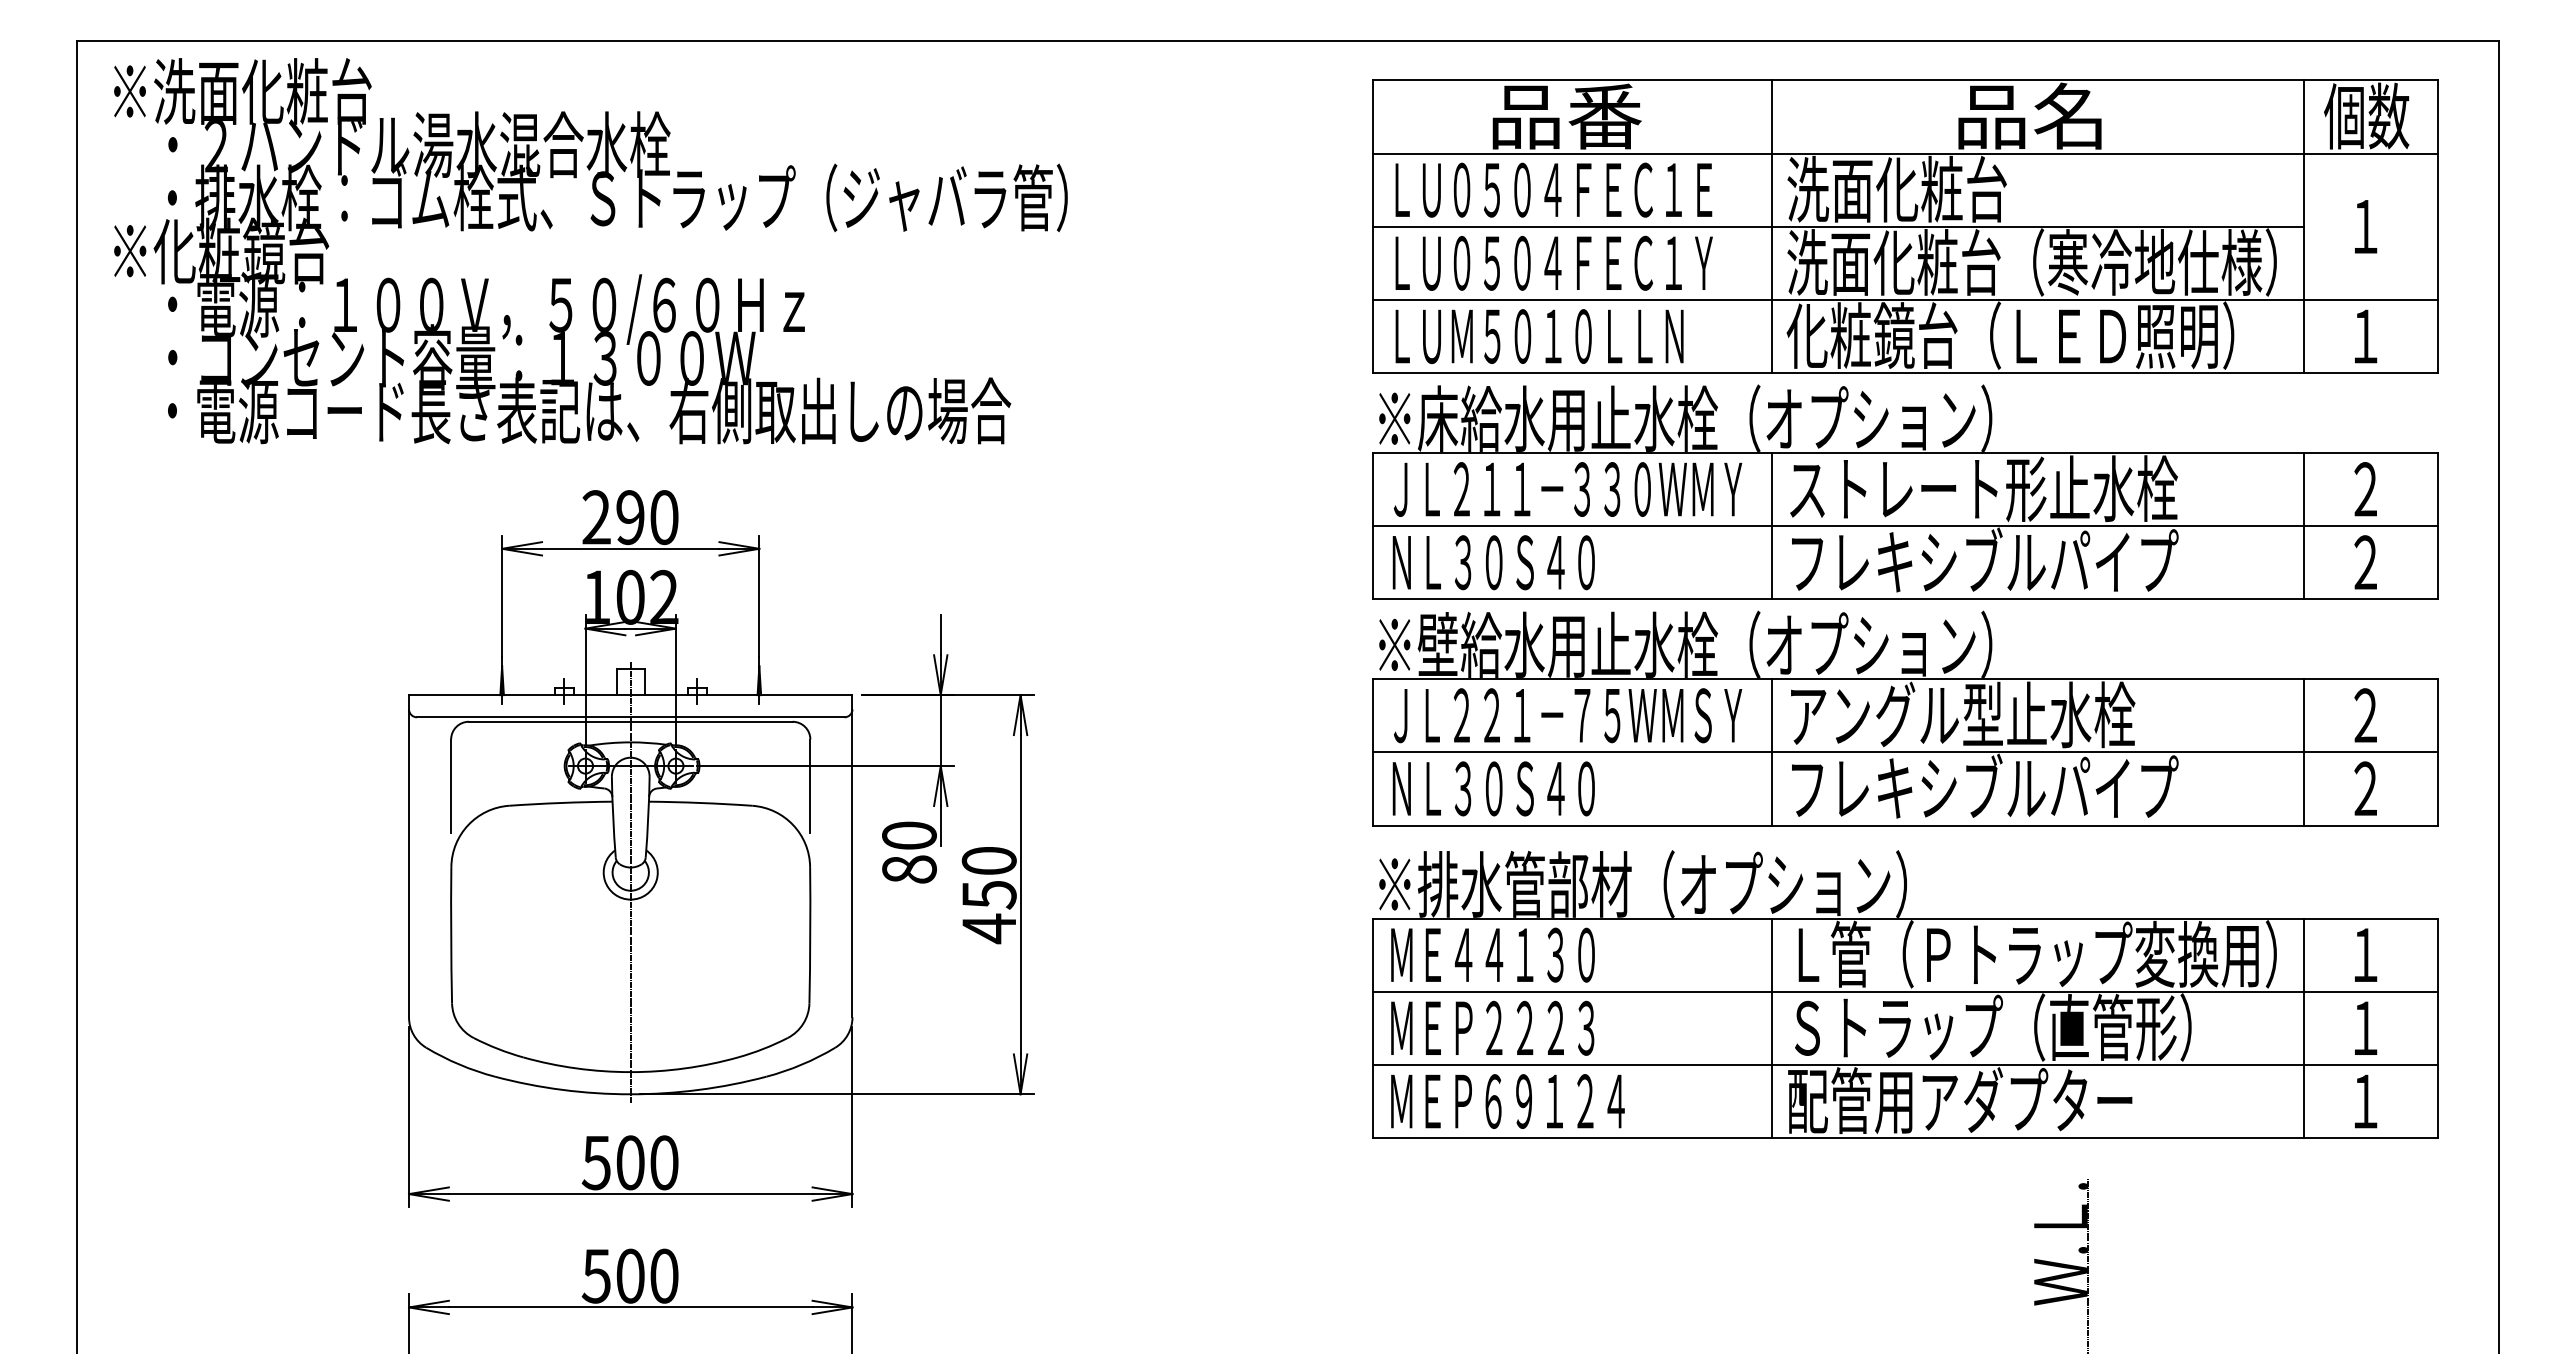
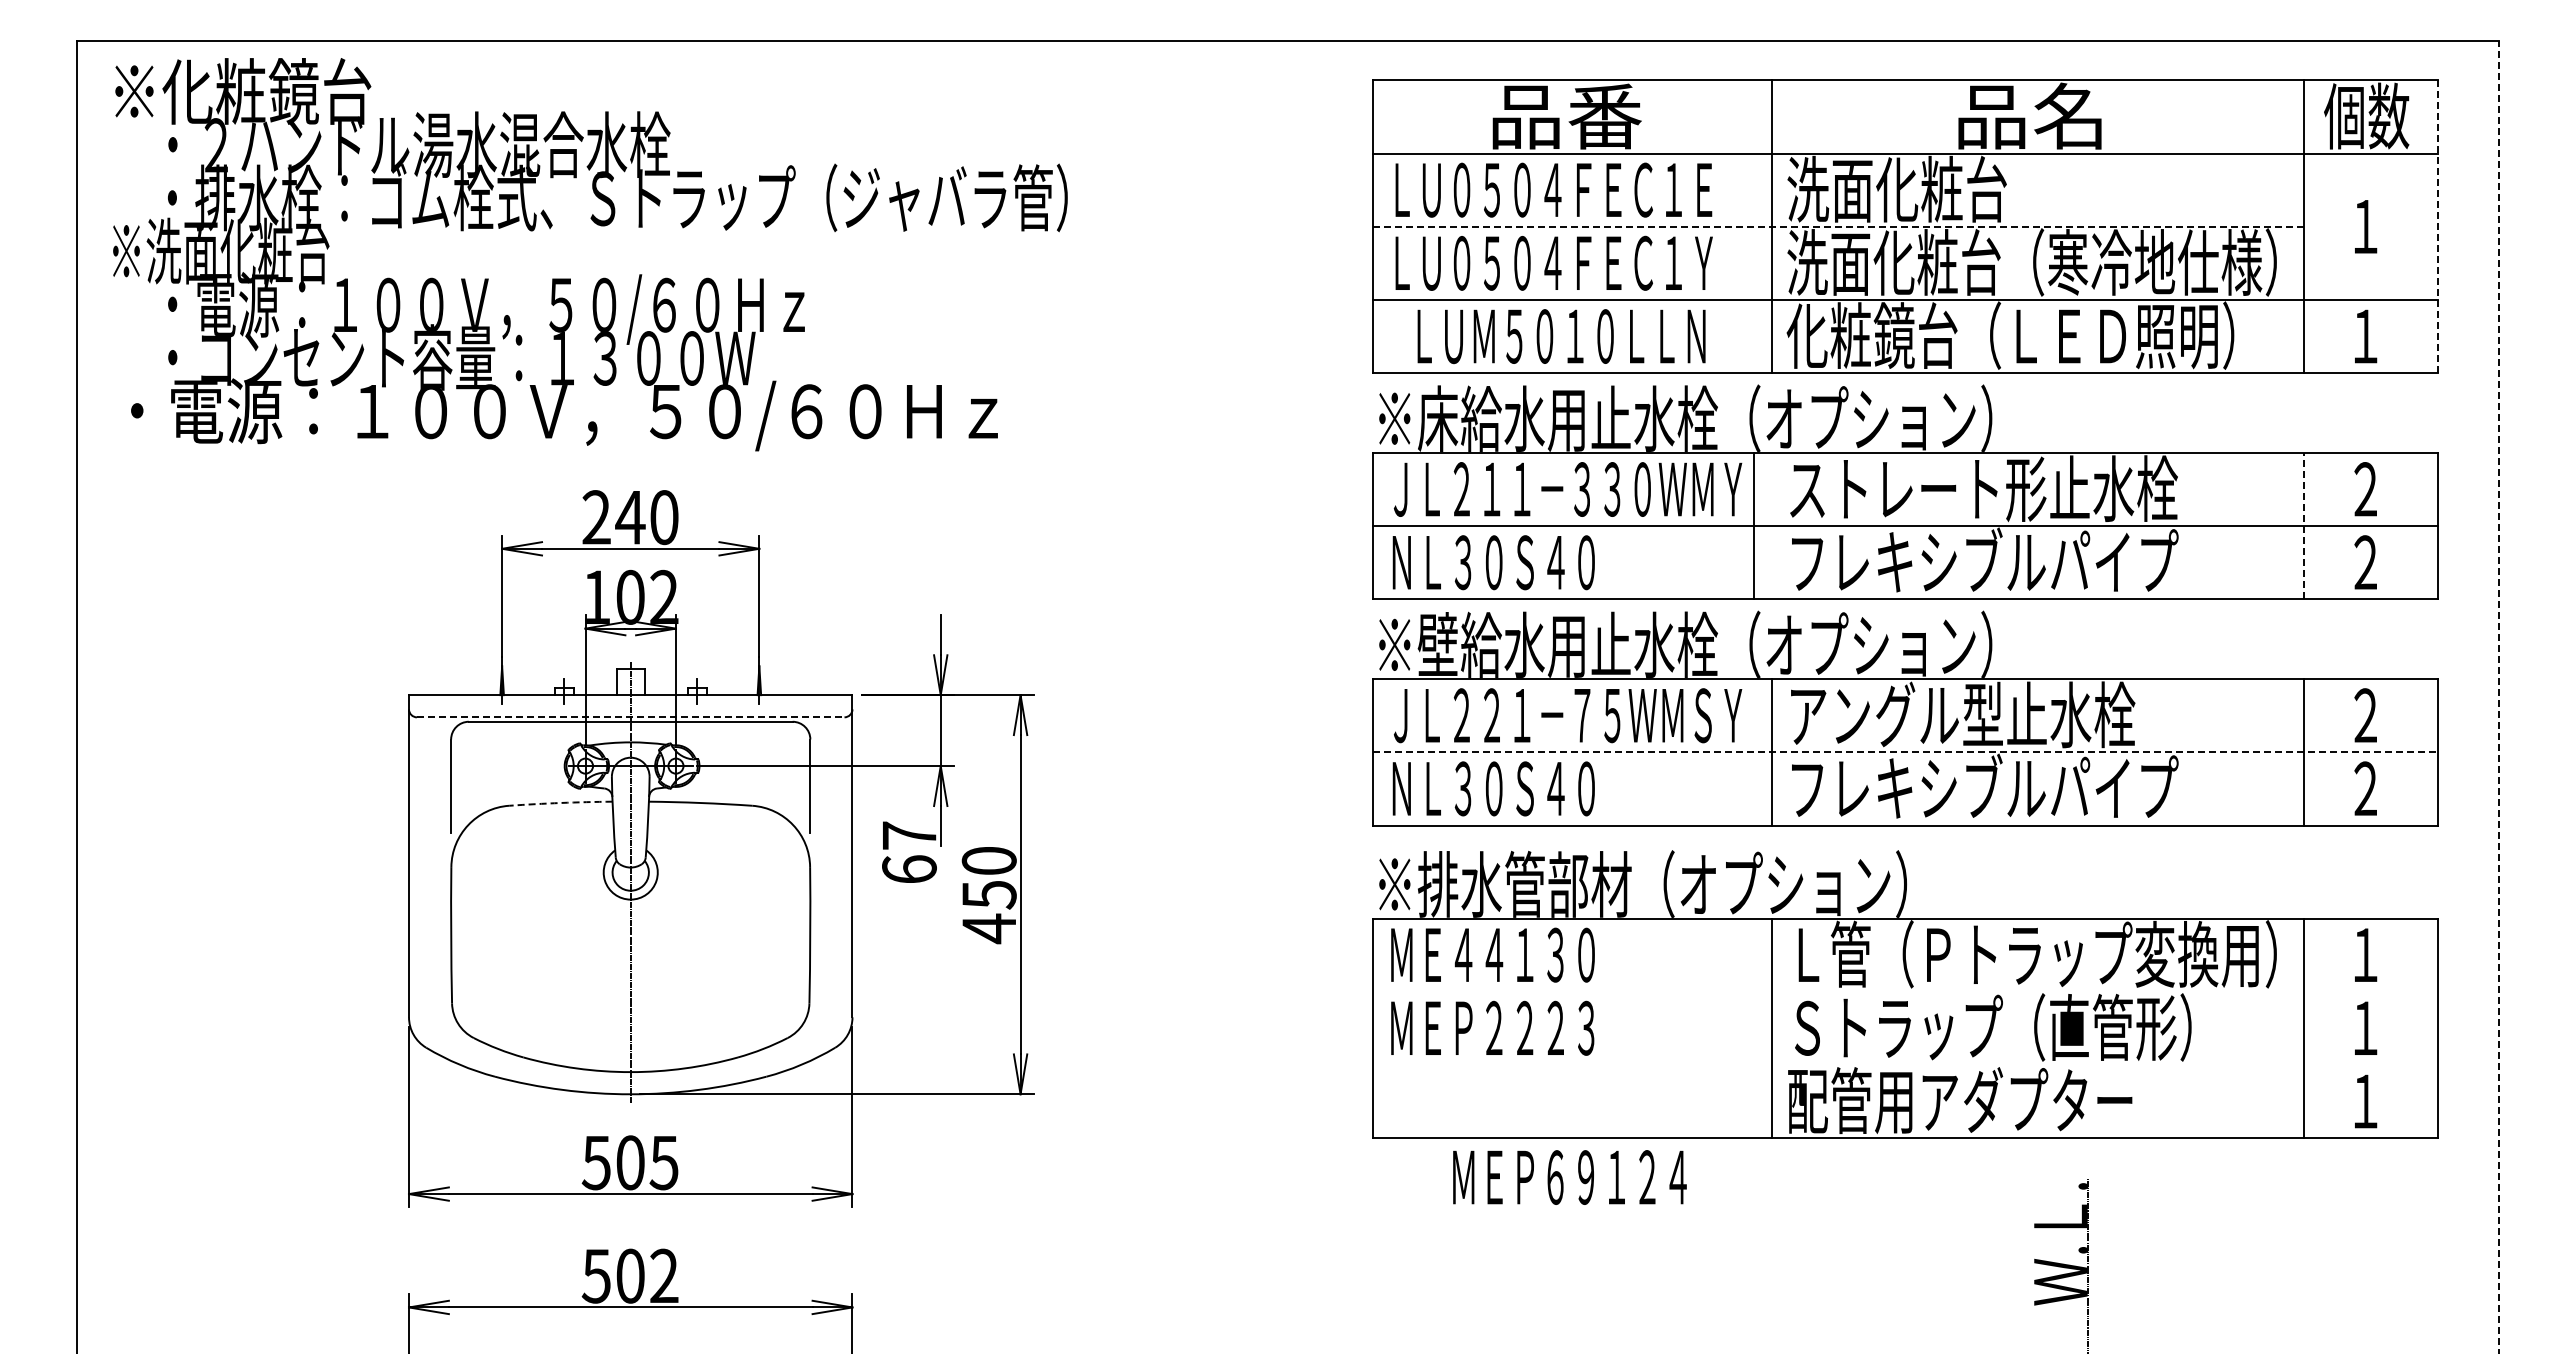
text: ※洗面化粧台 -> ※化粧鏡台 (242, 91)
line: solid -> dashed (1838, 226)
line: solid -> dashed (2437, 226)
text: ※化粧鏡台 -> ※洗面化粧台 (221, 250)
text position: (1539, 336) -> (1561, 336) (1561, 336)
text: ・電源コード長さ表記は、右側取出しの場合 -> ・電源：１００Ｖ，５０/６０Ｈｚ (571, 414)
text: 290 -> 240 (630, 517)
line: solid -> dashed (2304, 525)
line position: (1772, 526) -> (1754, 526) (1754, 526)
line: solid -> dashed (2498, 696)
line: solid -> dashed (630, 717)
line: solid -> dashed (1905, 752)
arc: solid -> dashed (560, 802)
text: 80 -> 67 (909, 852)
line: present -> none (1905, 991)
line: present -> none (1905, 1065)
text position: (1507, 1101) -> (1569, 1177) (1569, 1177)
text: 500 -> 505 (663, 1162)
text: 500 -> 502 (664, 1275)
